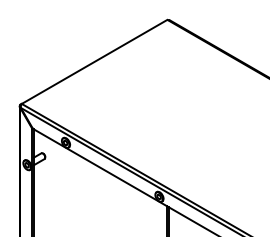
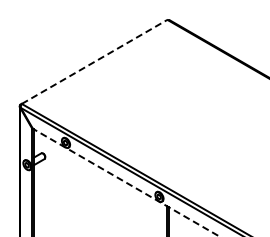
line: solid -> dashed (94, 61)
line: solid -> dashed (126, 182)
